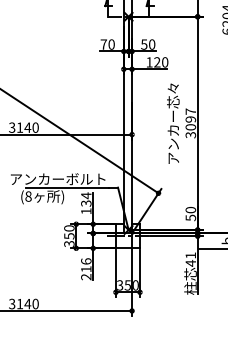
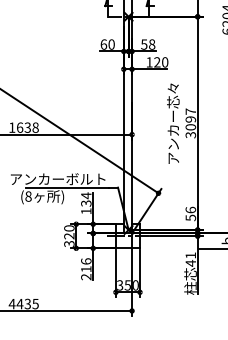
text: 70 -> 60 (103, 44)
text: 50 -> 58 (152, 44)
text: 3140 -> 1638 (23, 127)
text: 50 -> 56 (190, 209)
text: 350 -> 320 (69, 236)
text: 3140 -> 4435 (23, 303)
